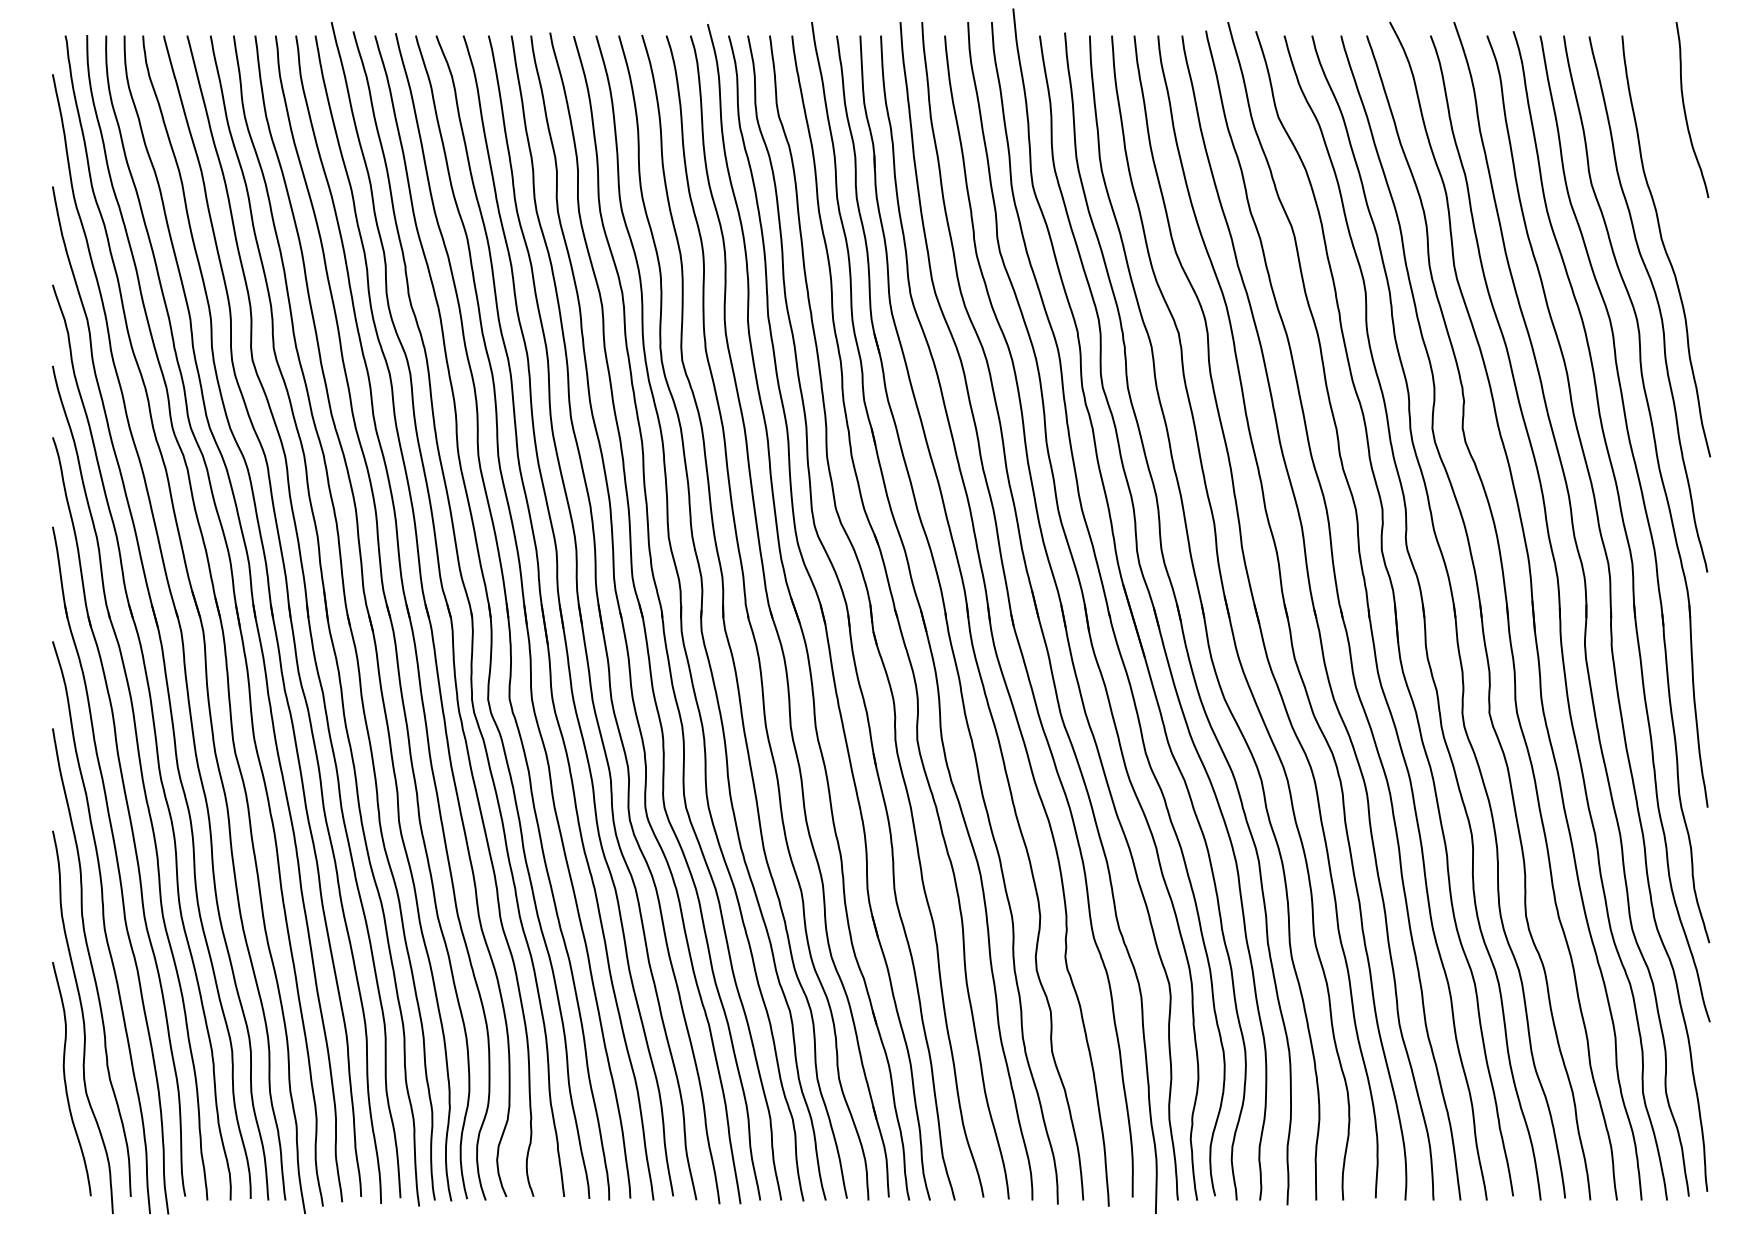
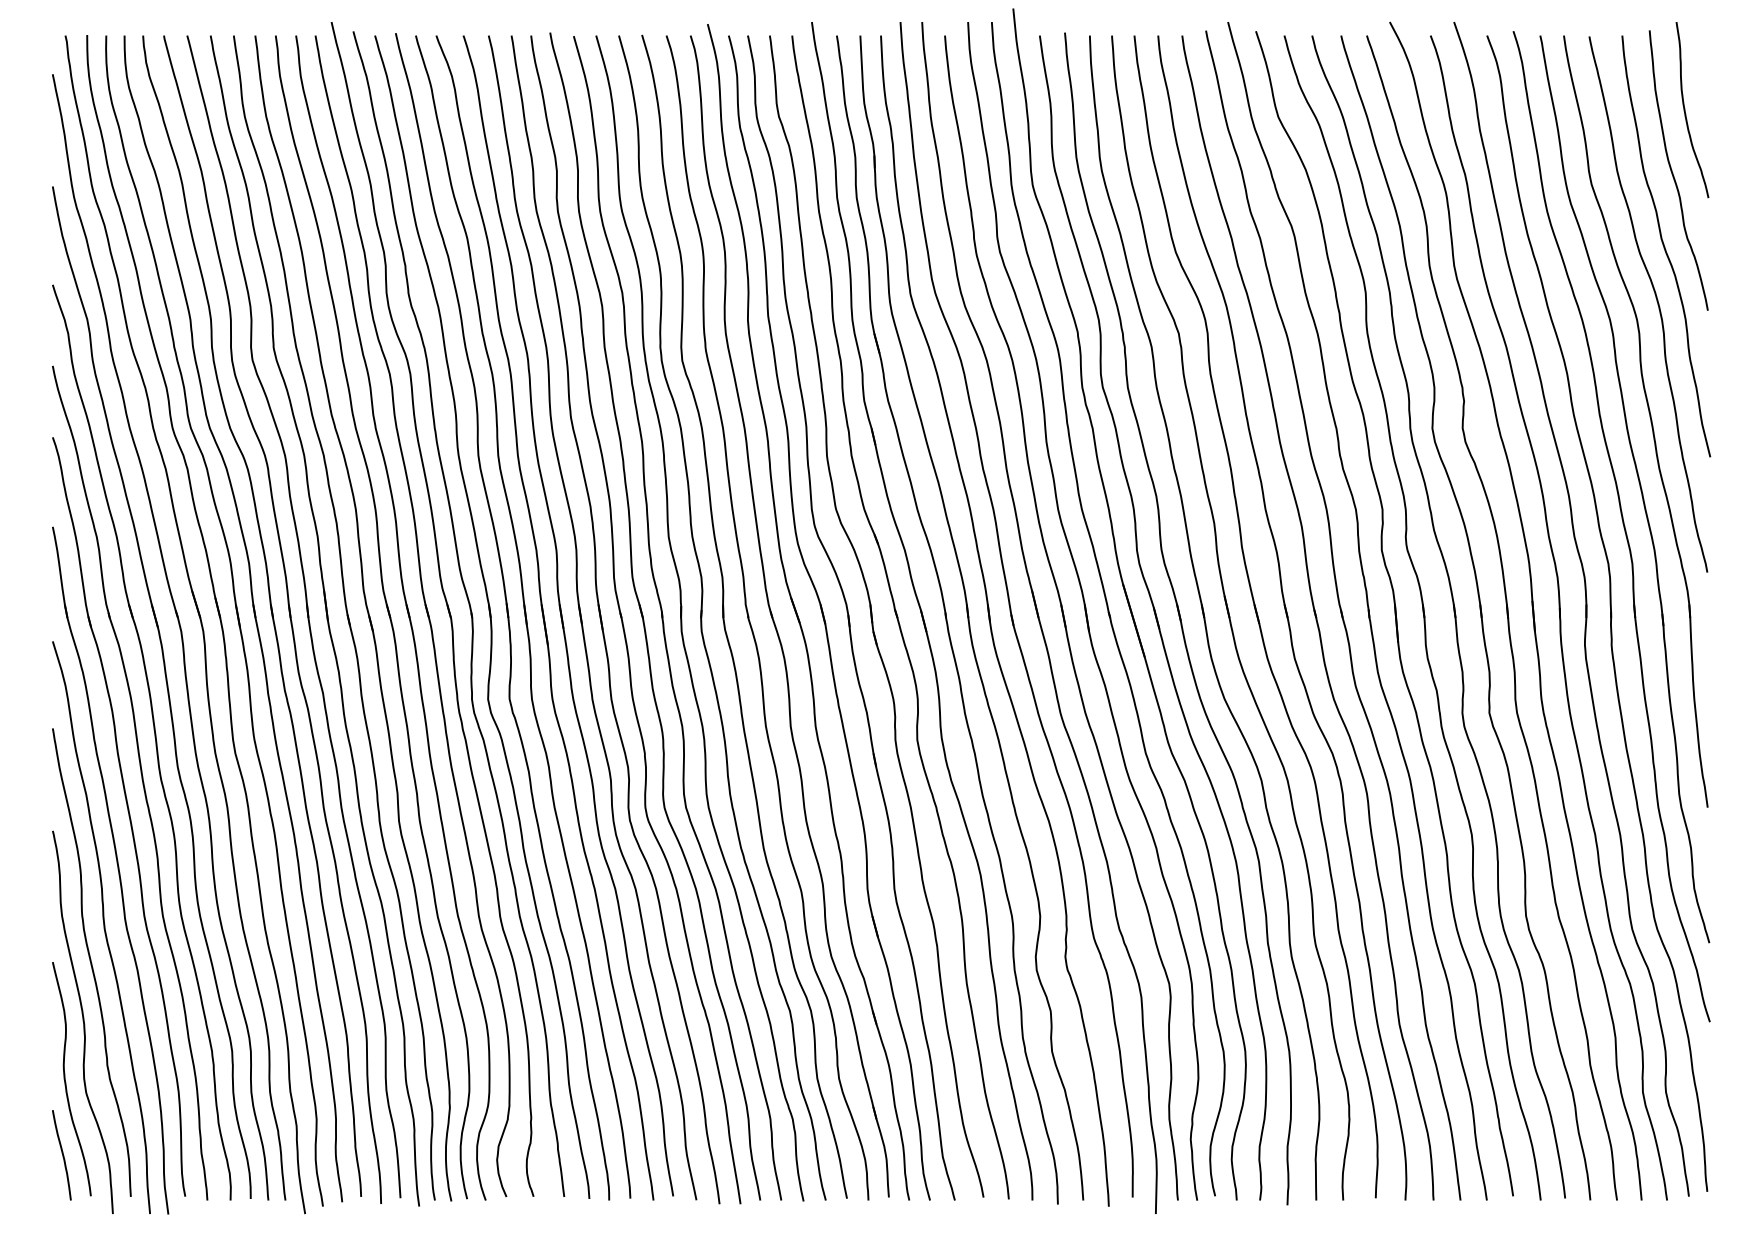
curve: none -> present (1673, 173)
curve: none -> present (62, 1155)
